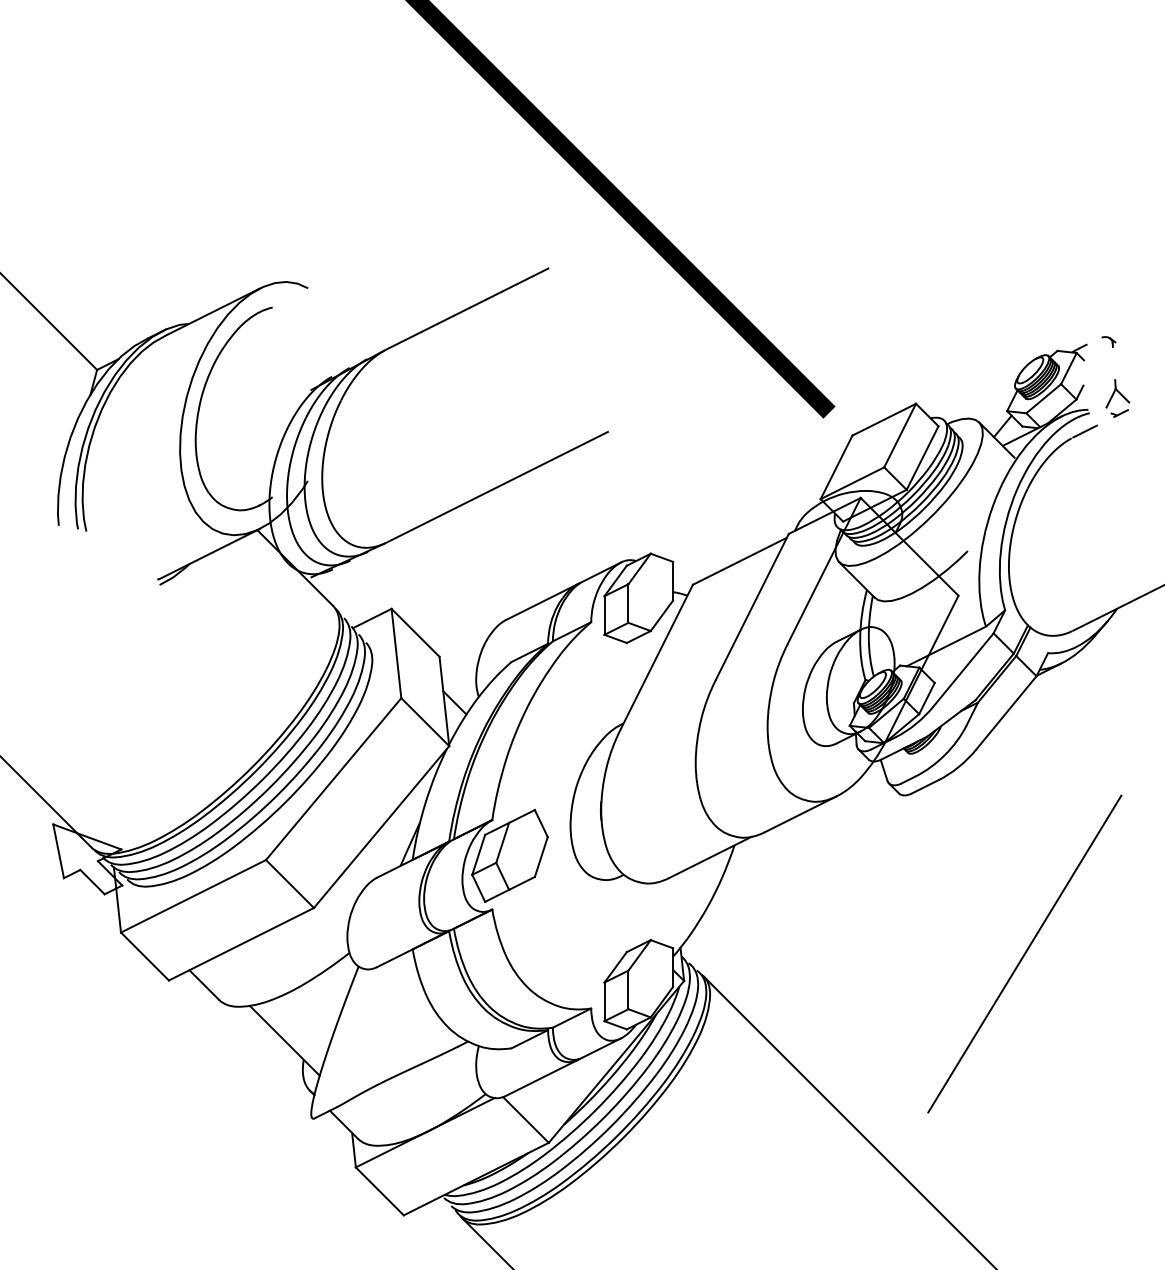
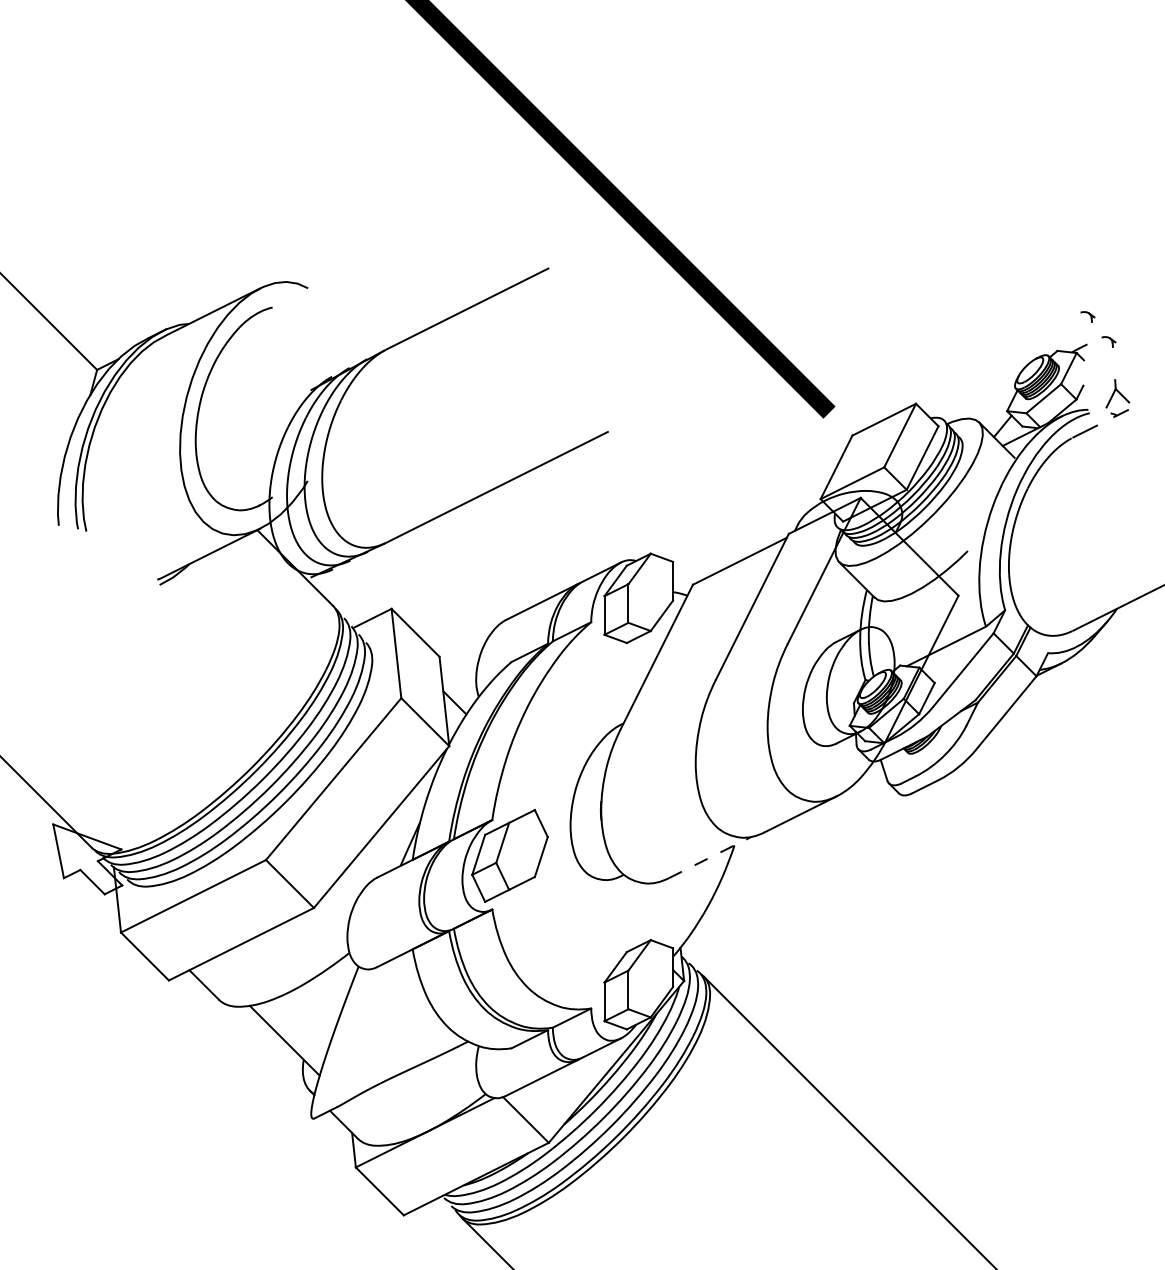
part: none -> present (1087, 316)
line: solid -> dashed (710, 857)
line: present -> none (1024, 953)
